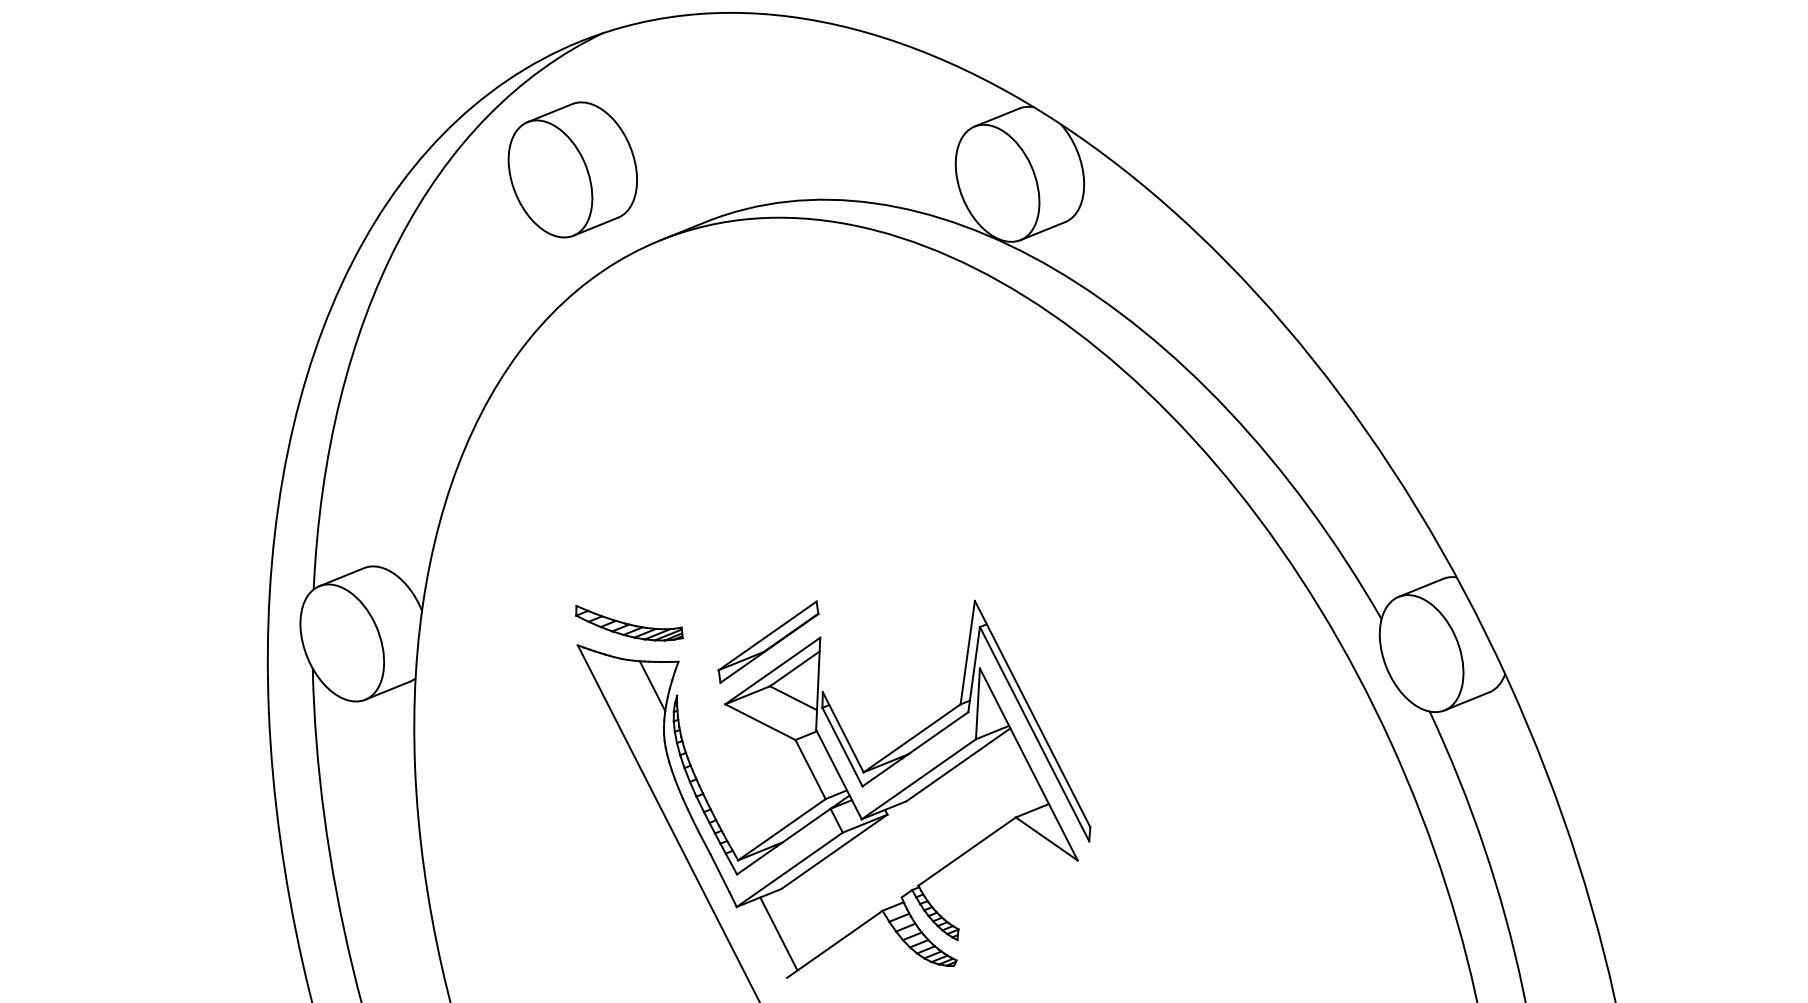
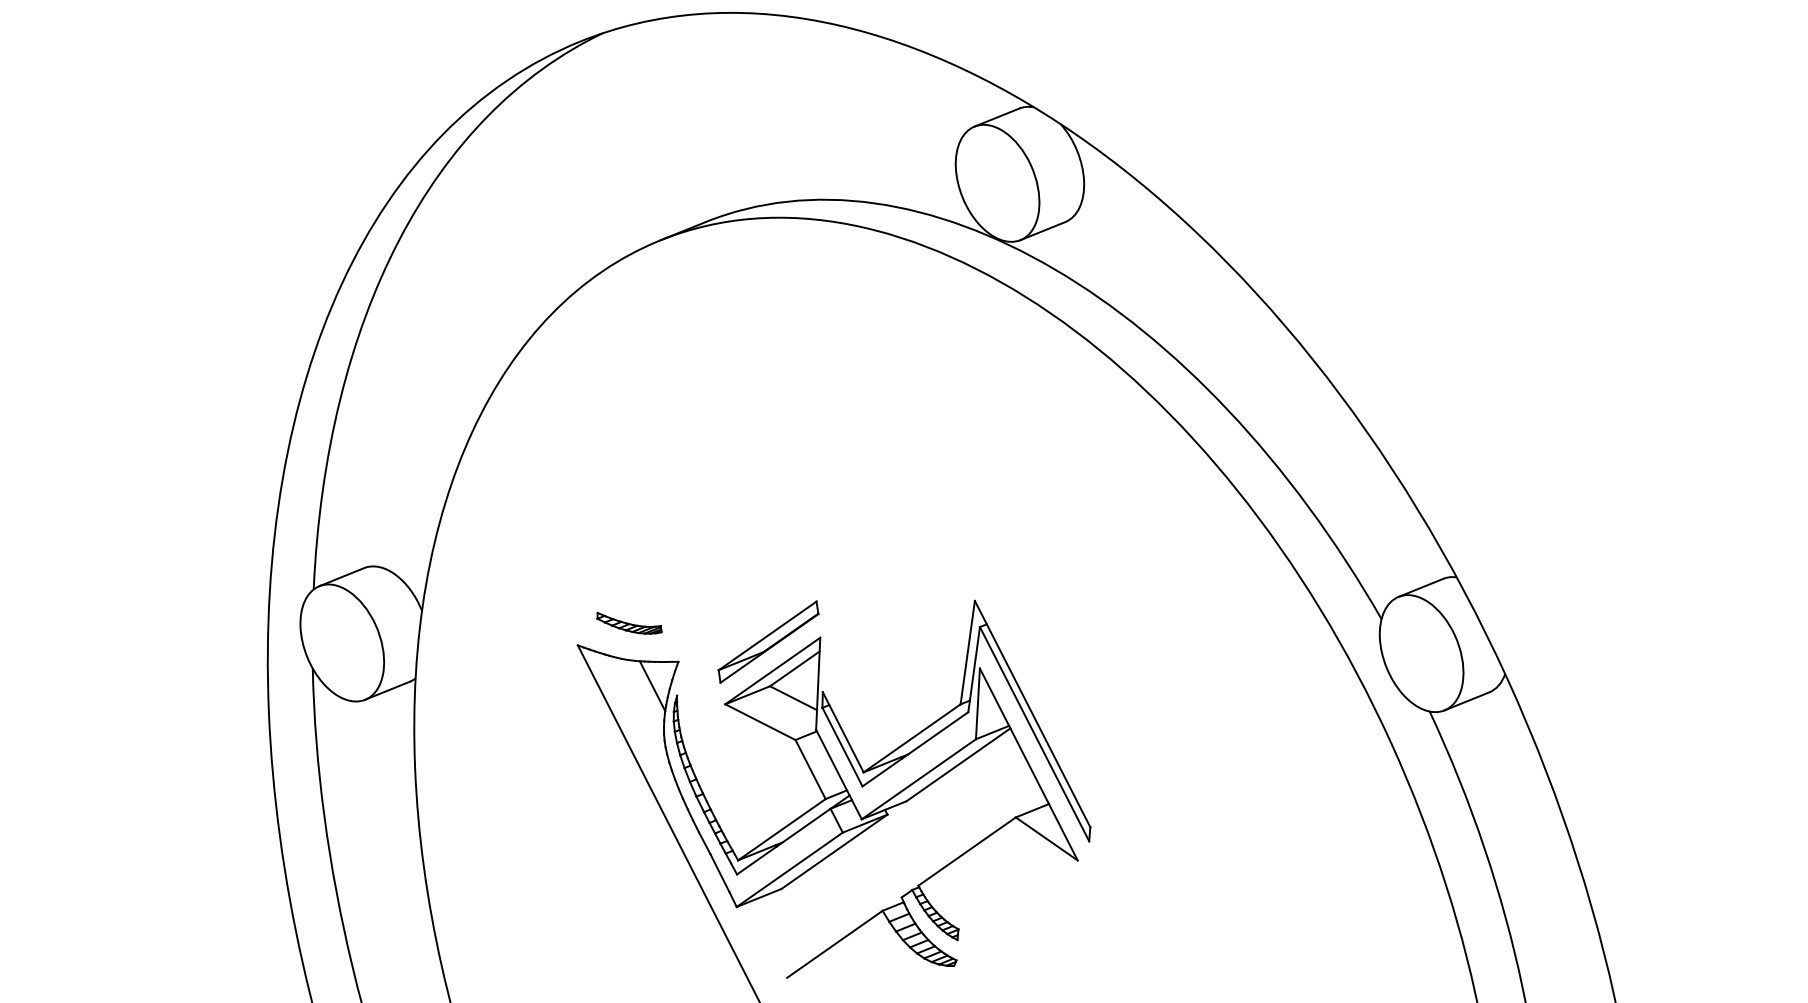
part: present -> none (572, 169)
part size: 109x37 px -> 67x23 px (629, 623)
line: present -> none (778, 933)
